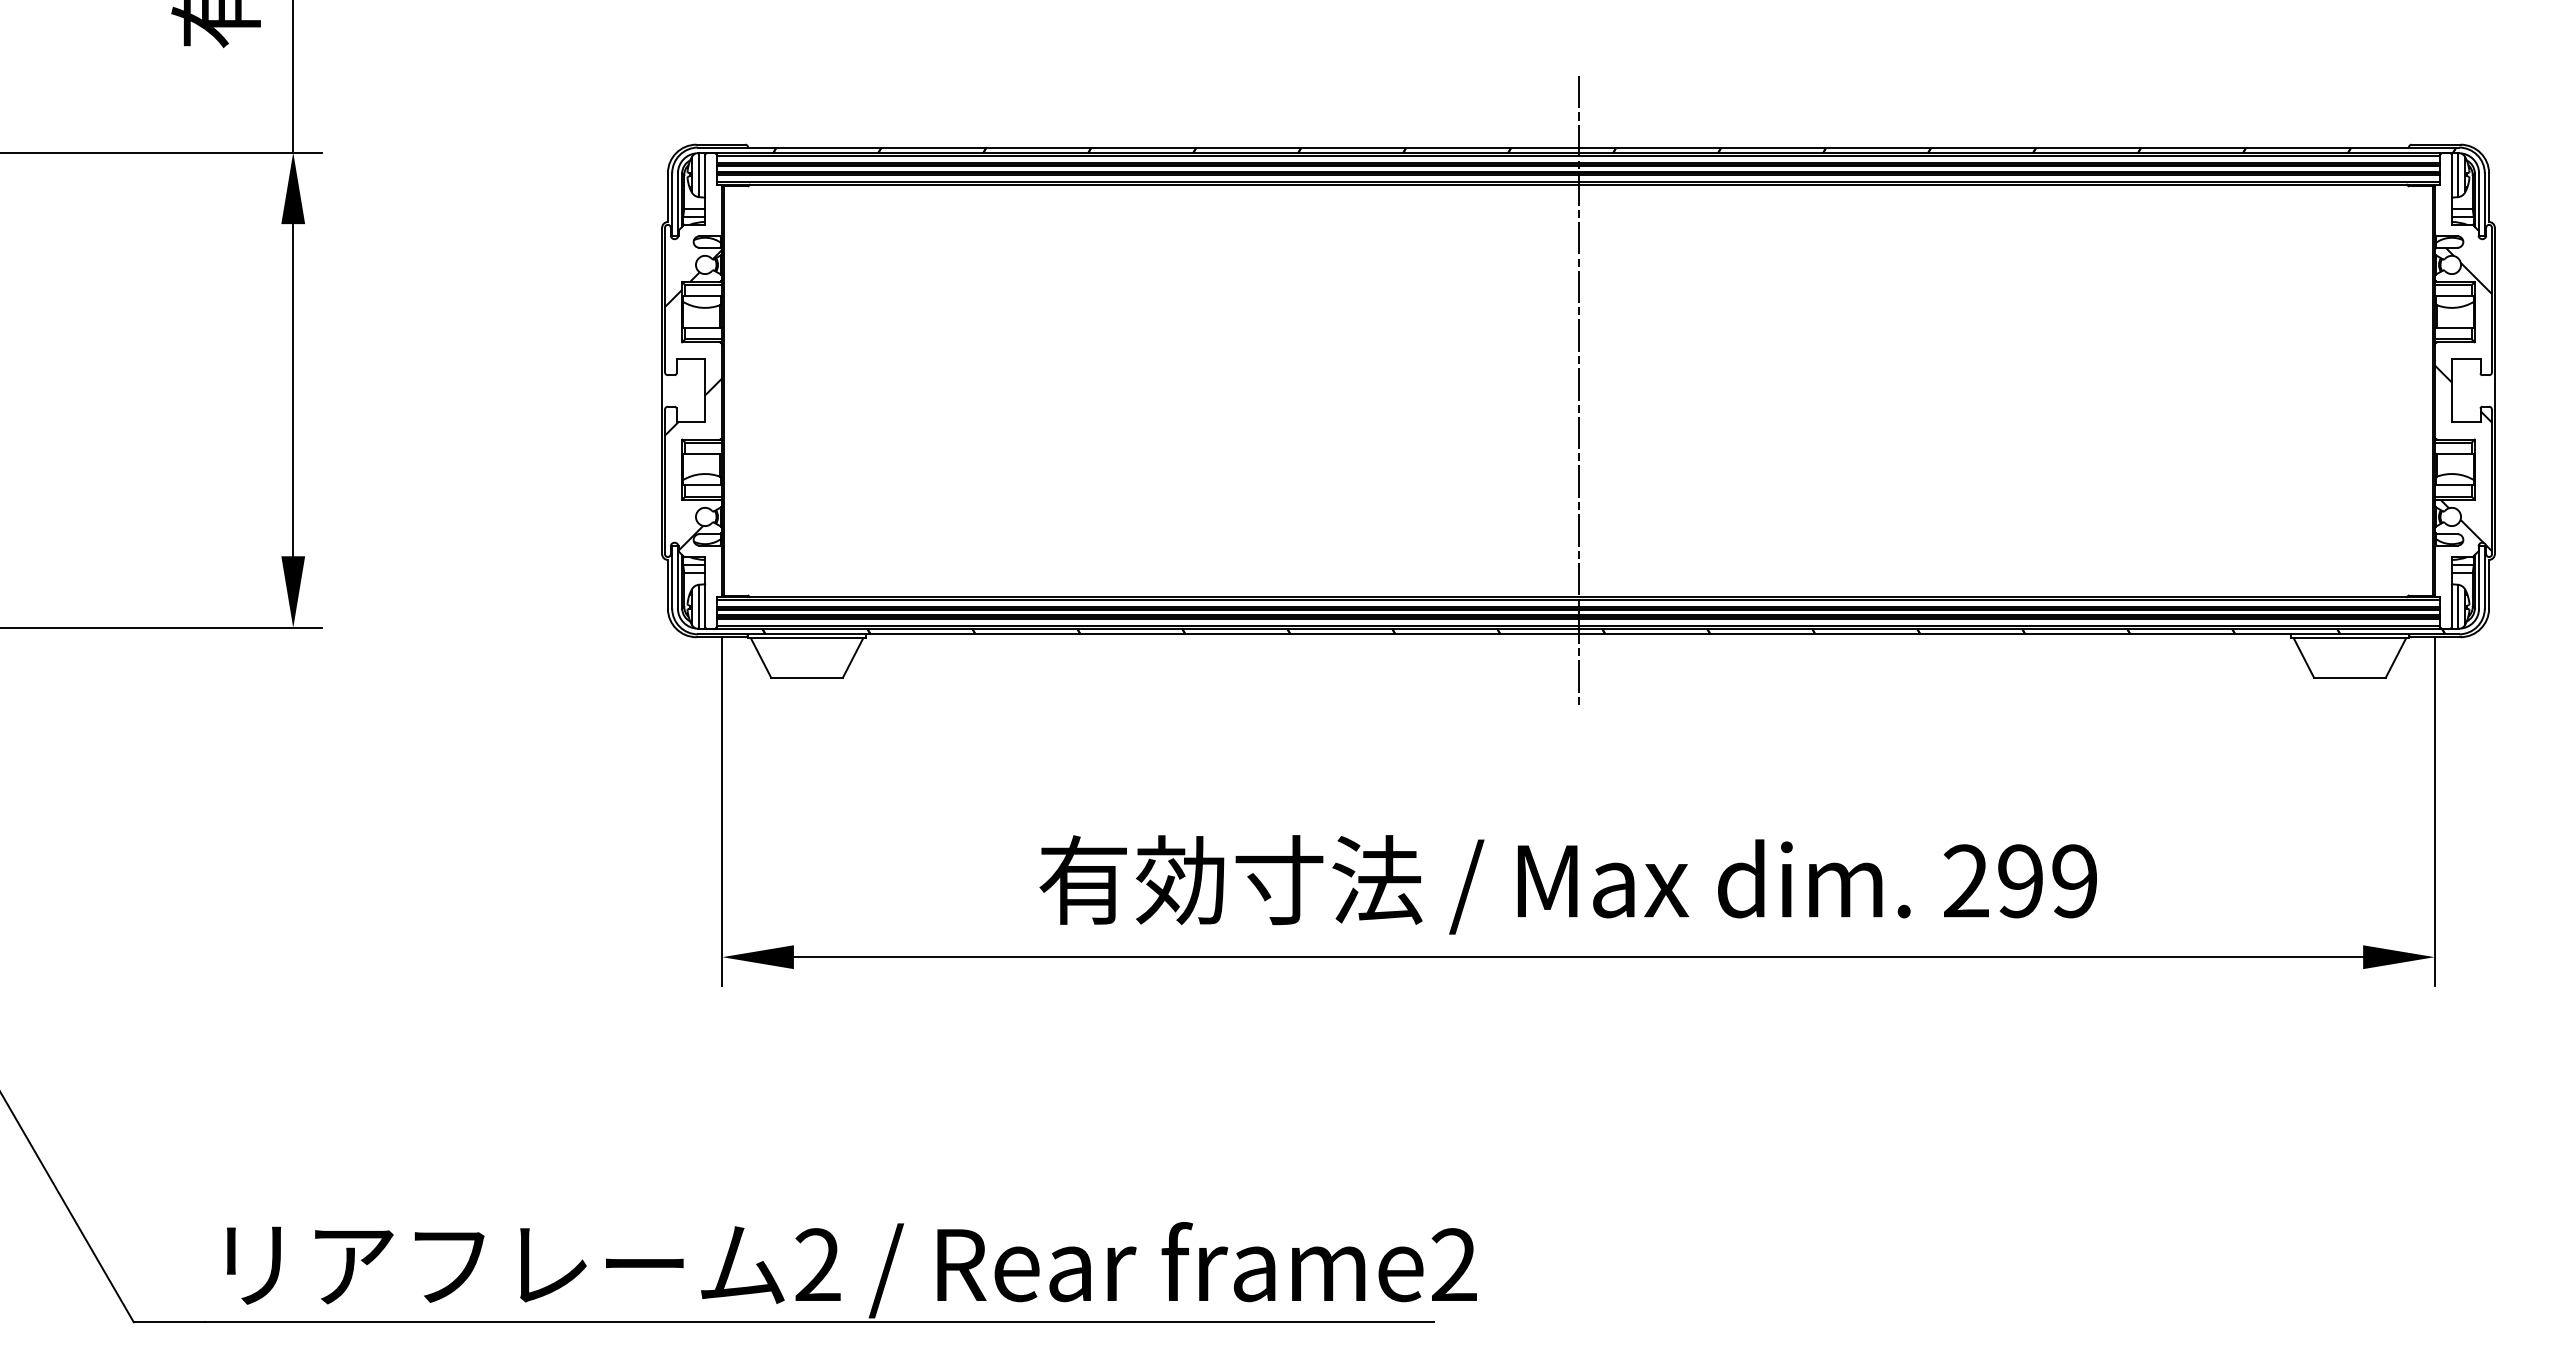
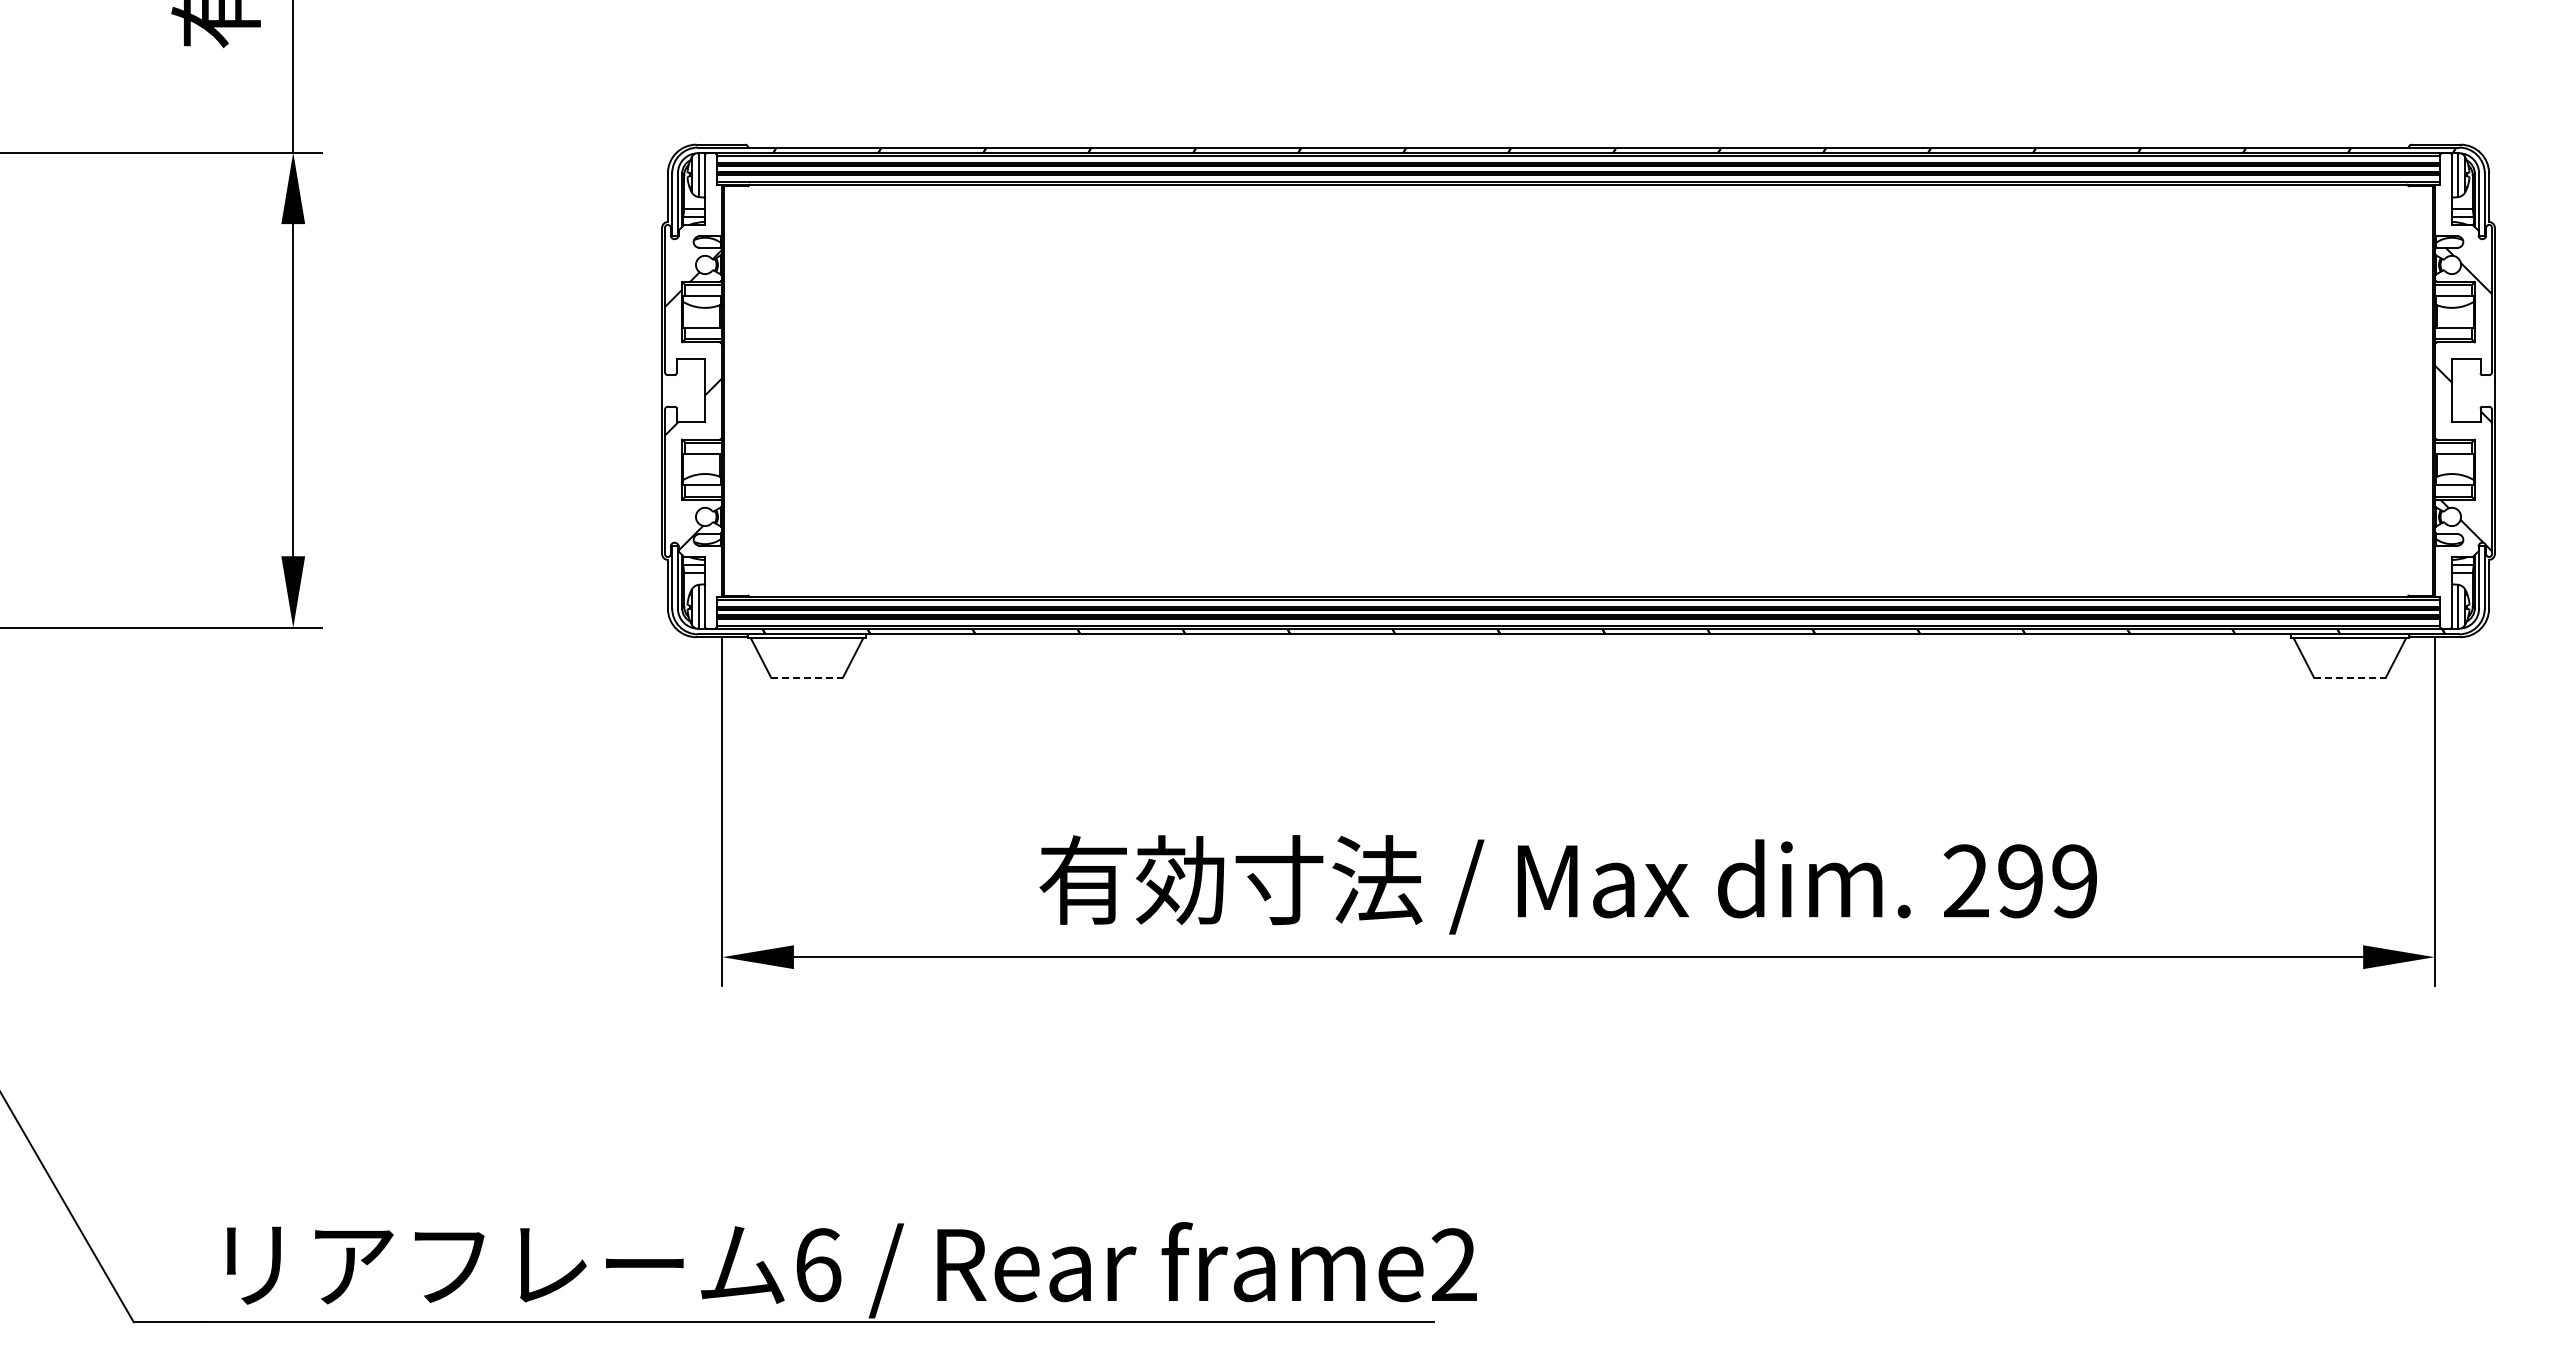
line: present -> none (1578, 390)
line: solid -> dashed (807, 677)
line: solid -> dashed (2349, 677)
text: 2 -> 6 (818, 1265)
